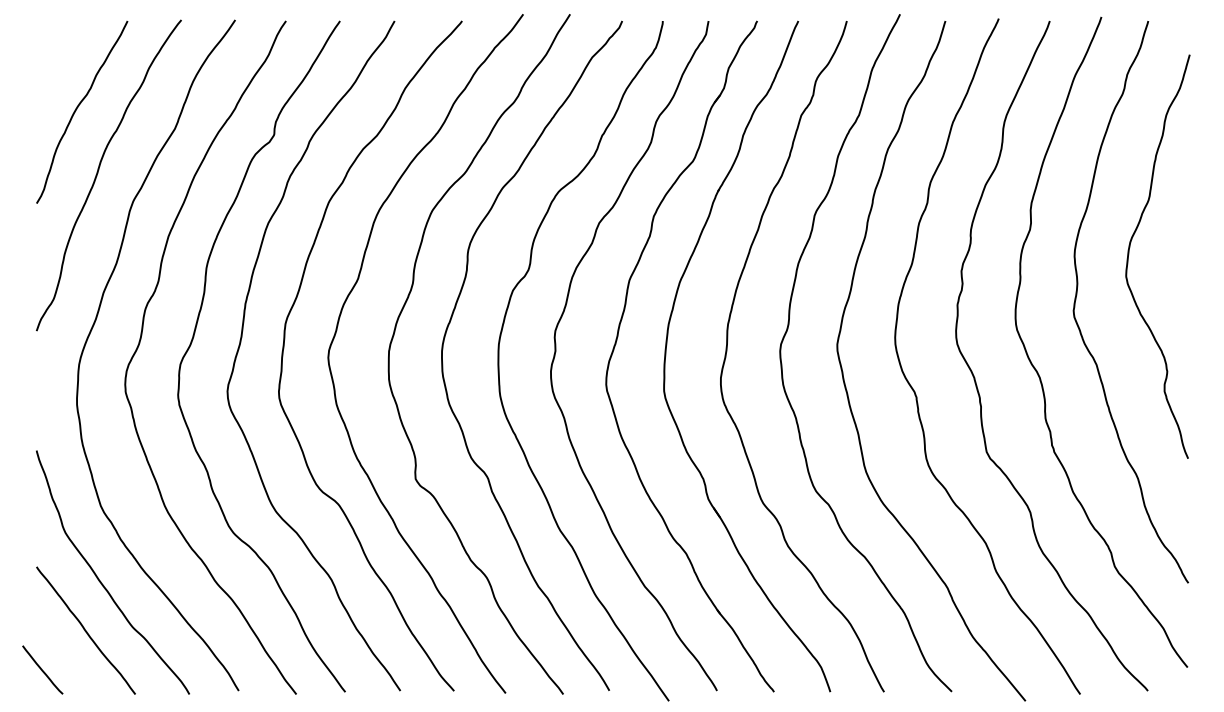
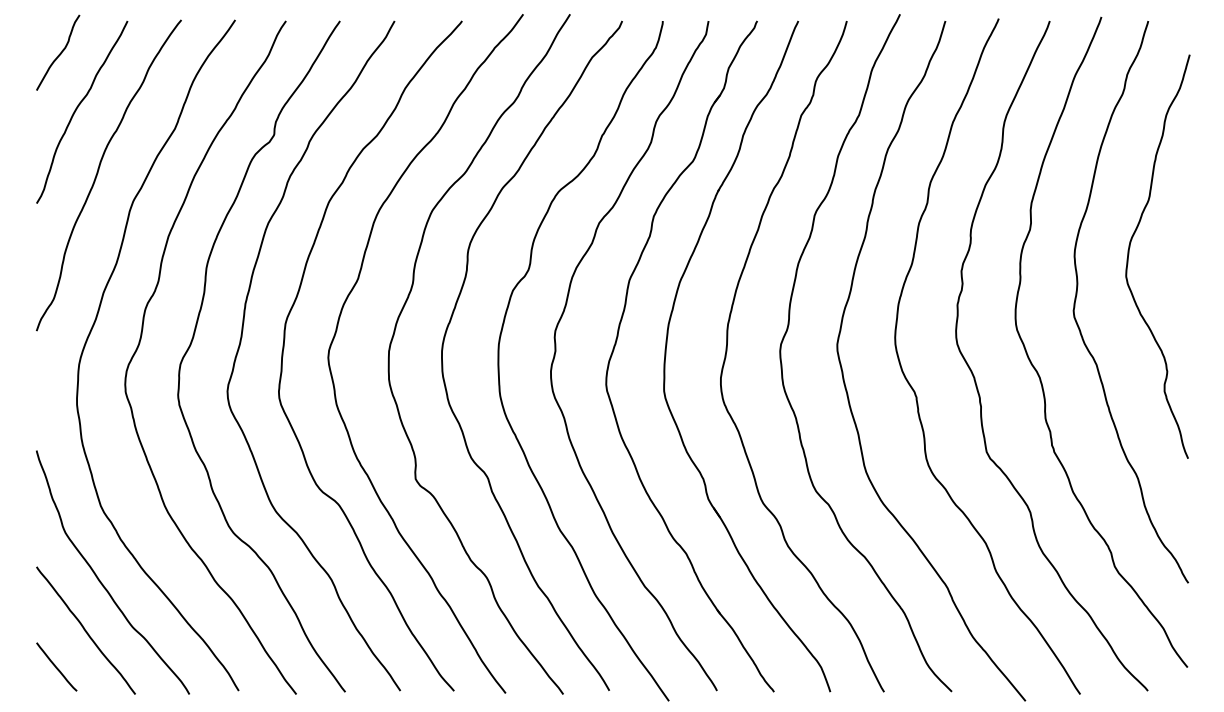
curve: none -> present (59, 53)
line position: (42, 669) -> (56, 666) (56, 666)
